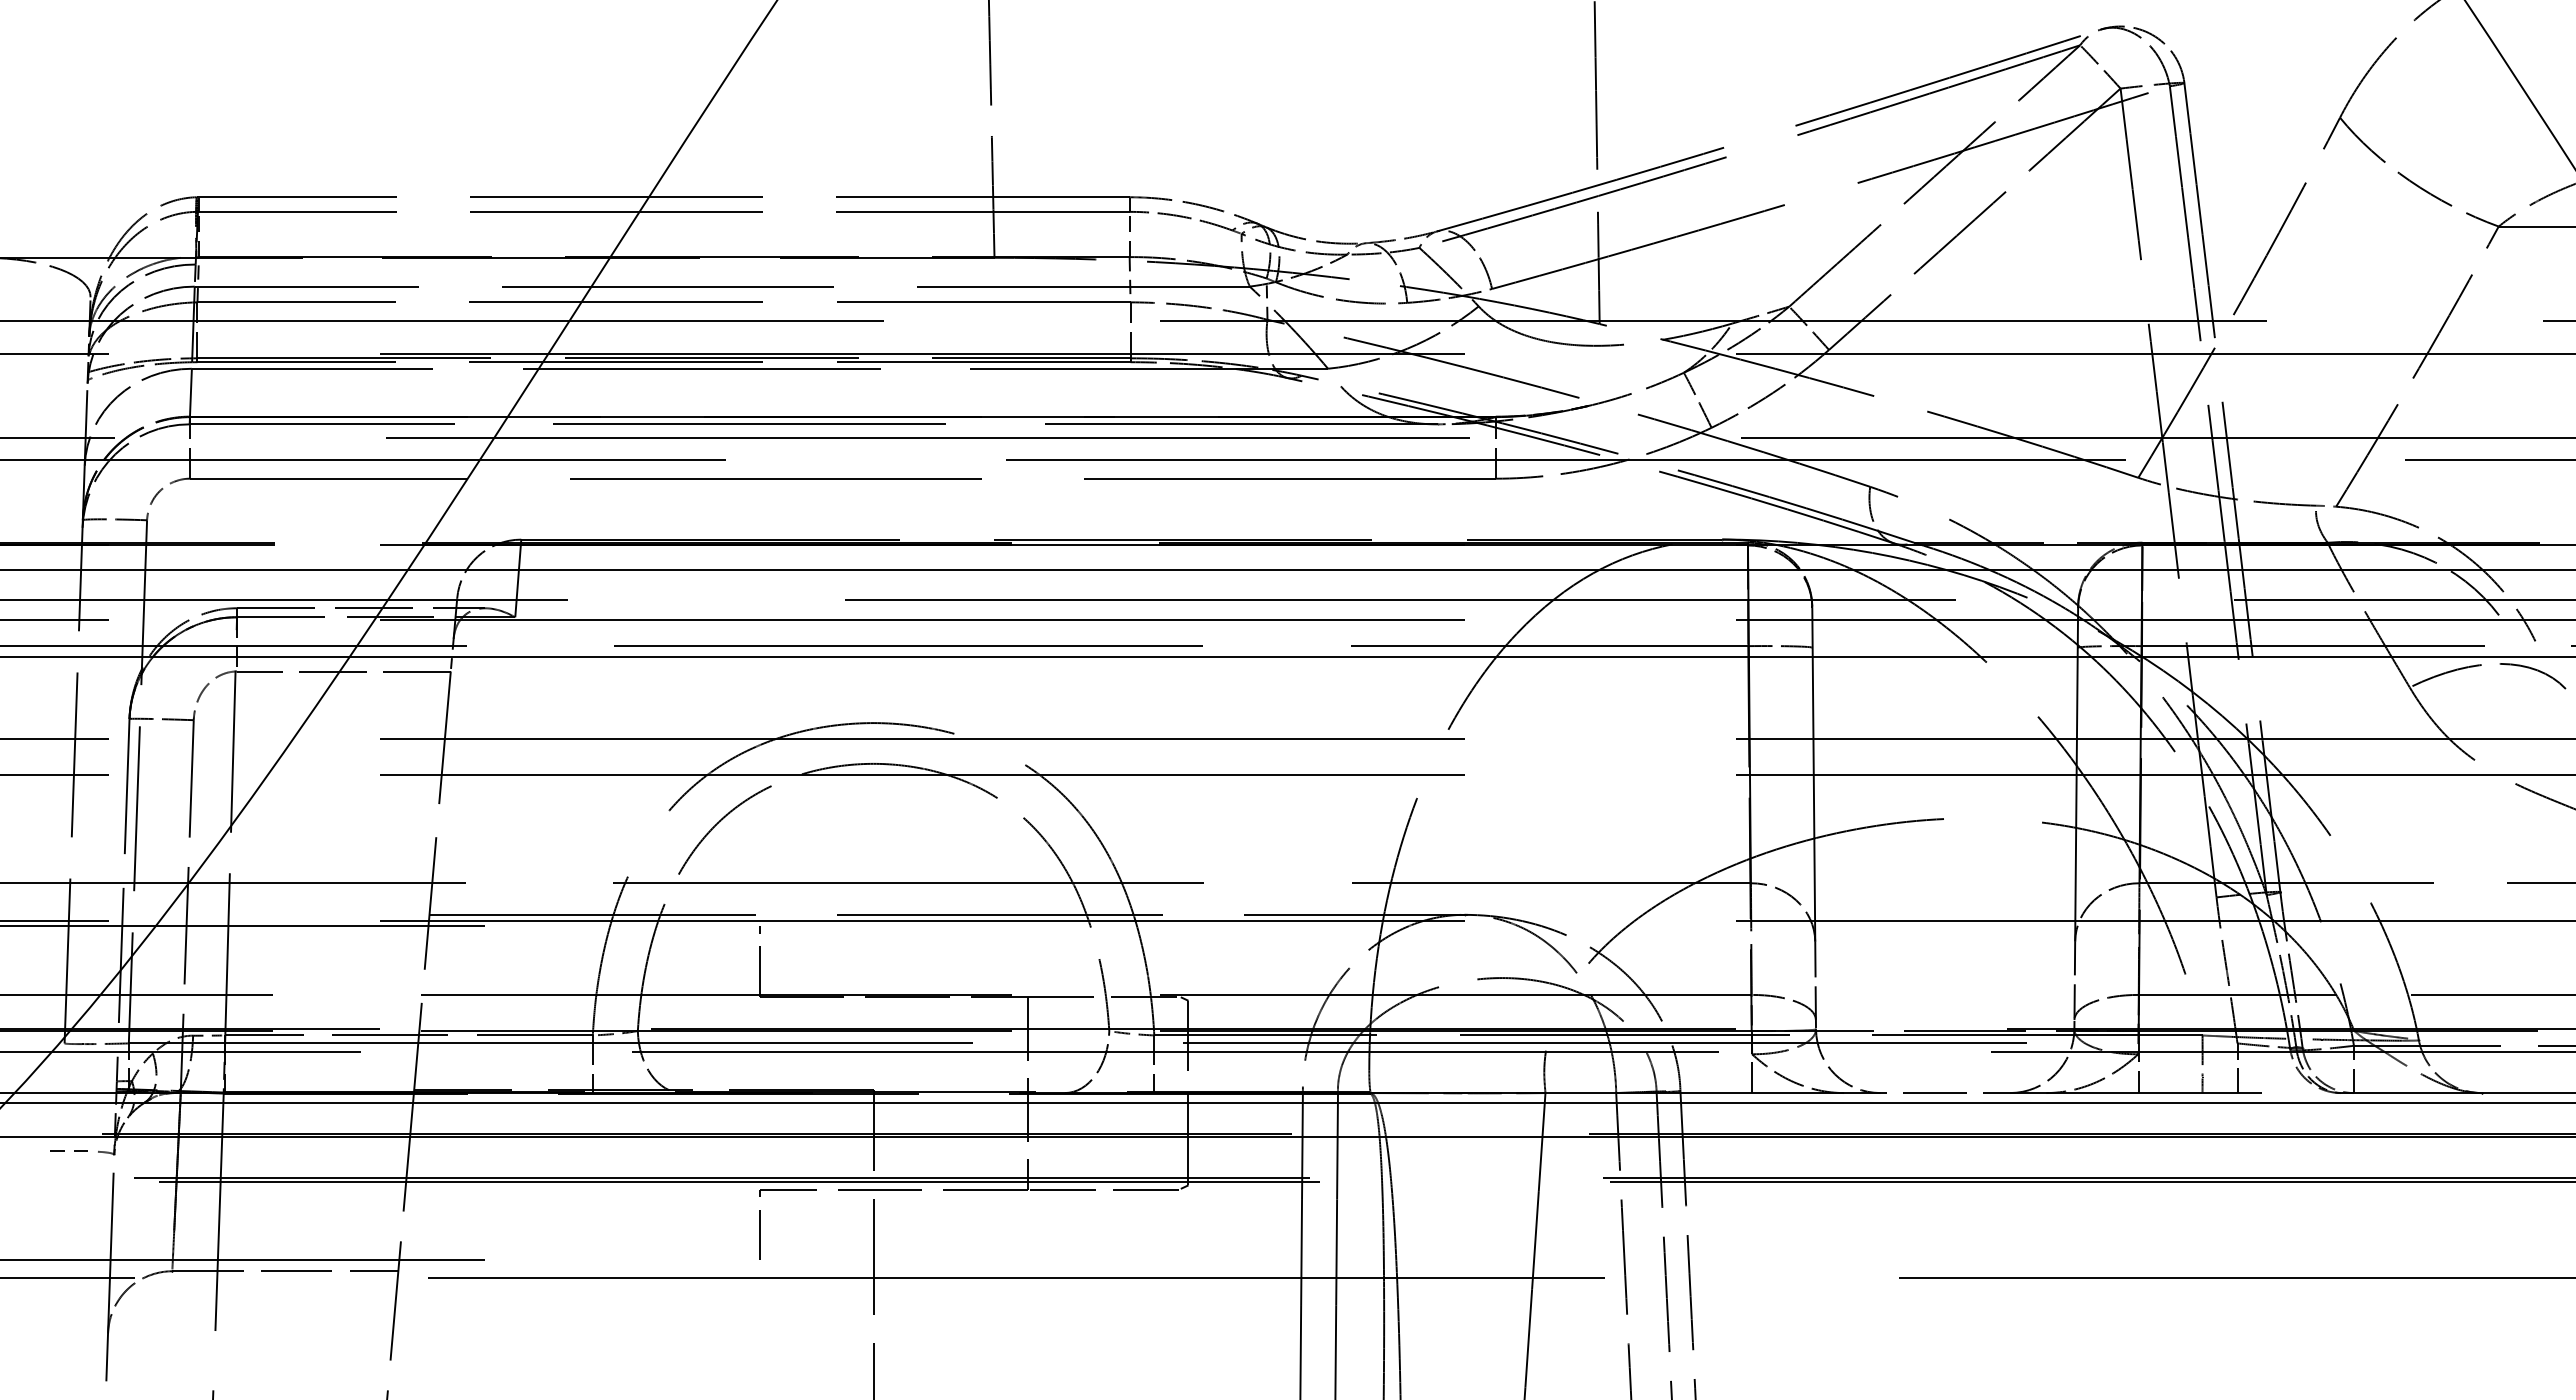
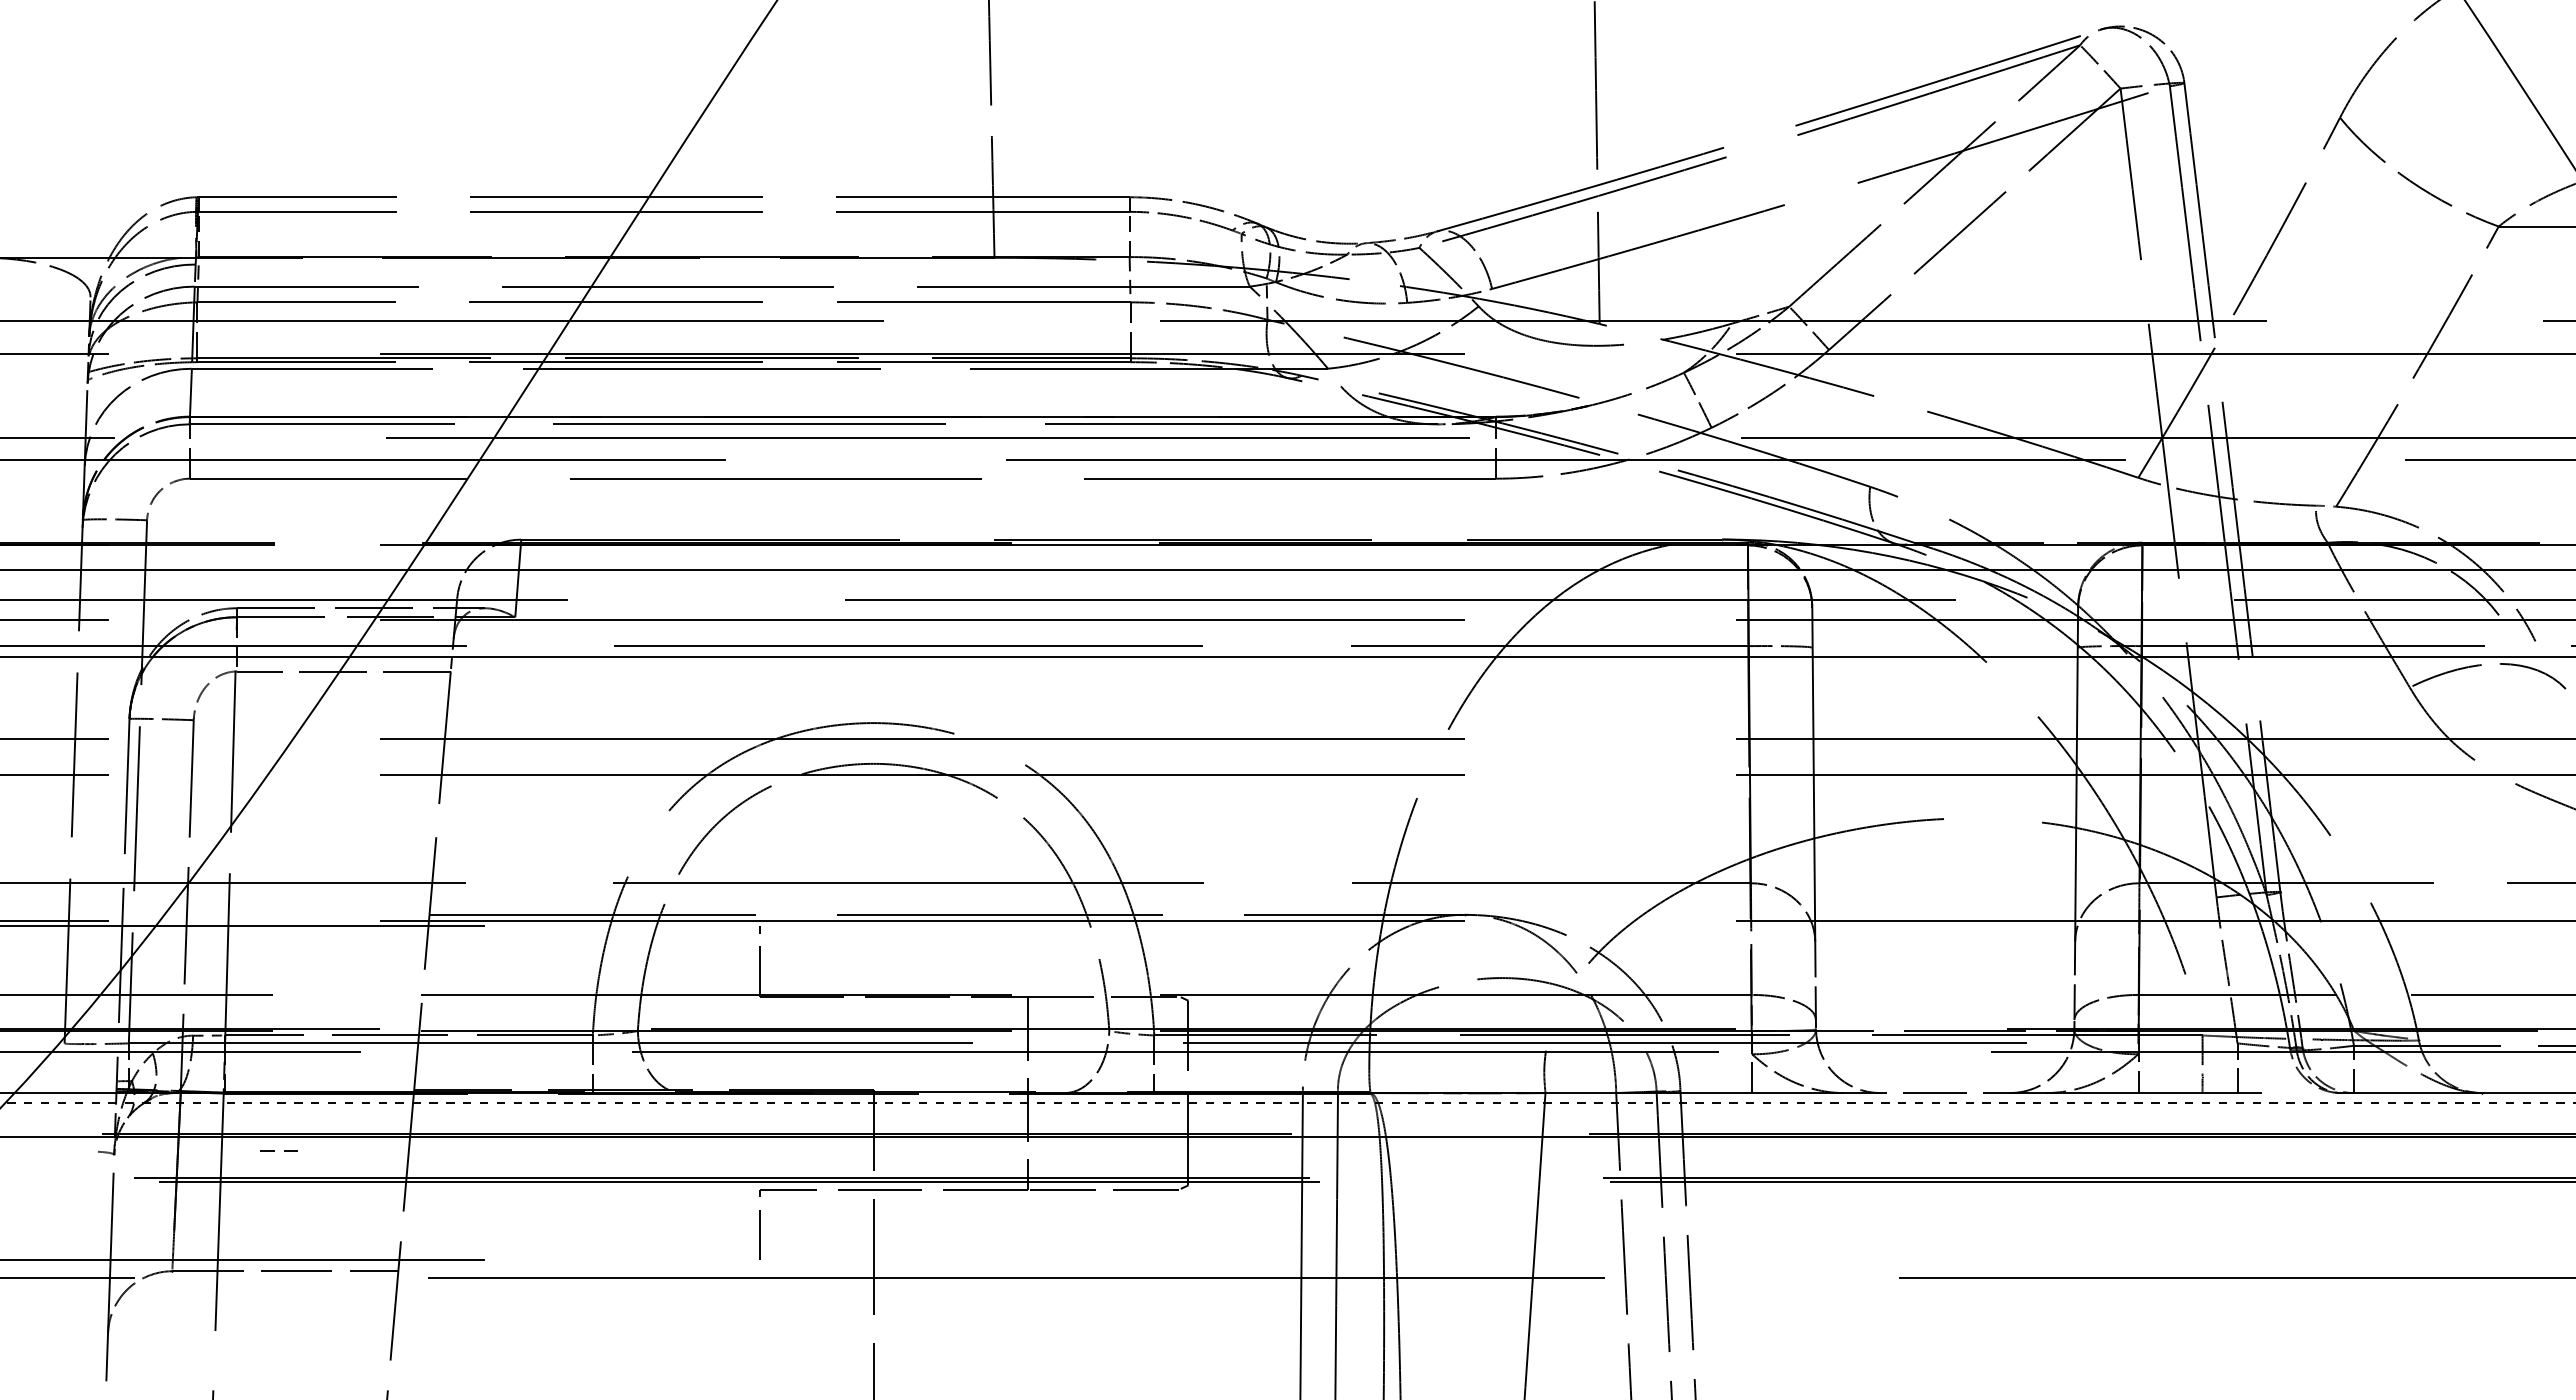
line: solid -> dashed (1287, 1103)
line position: (64, 1150) -> (274, 1150) (274, 1150)
